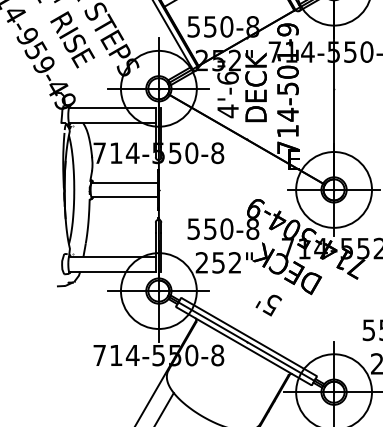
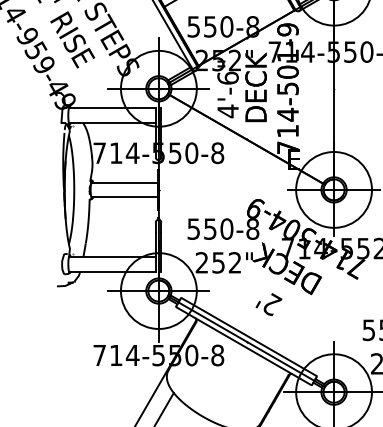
text: 5' -> 2' (272, 304)
